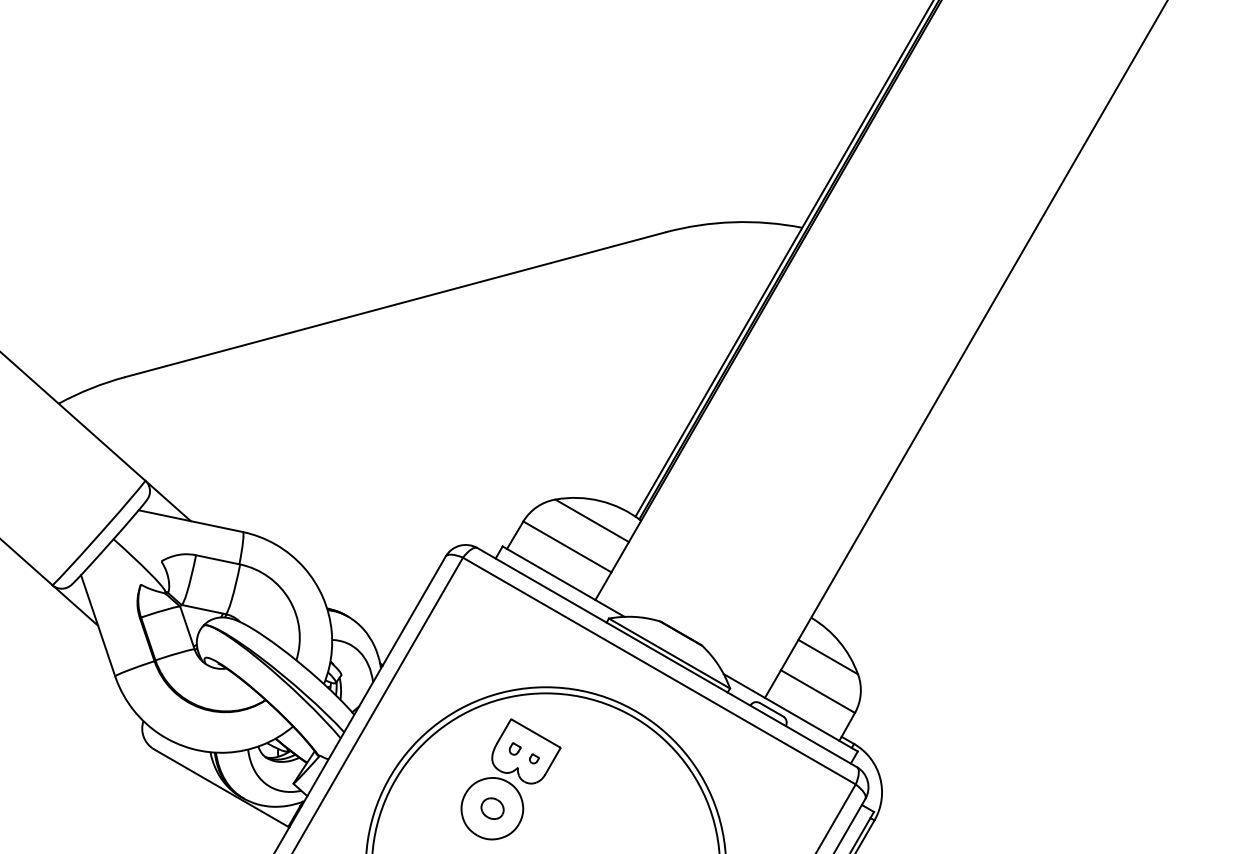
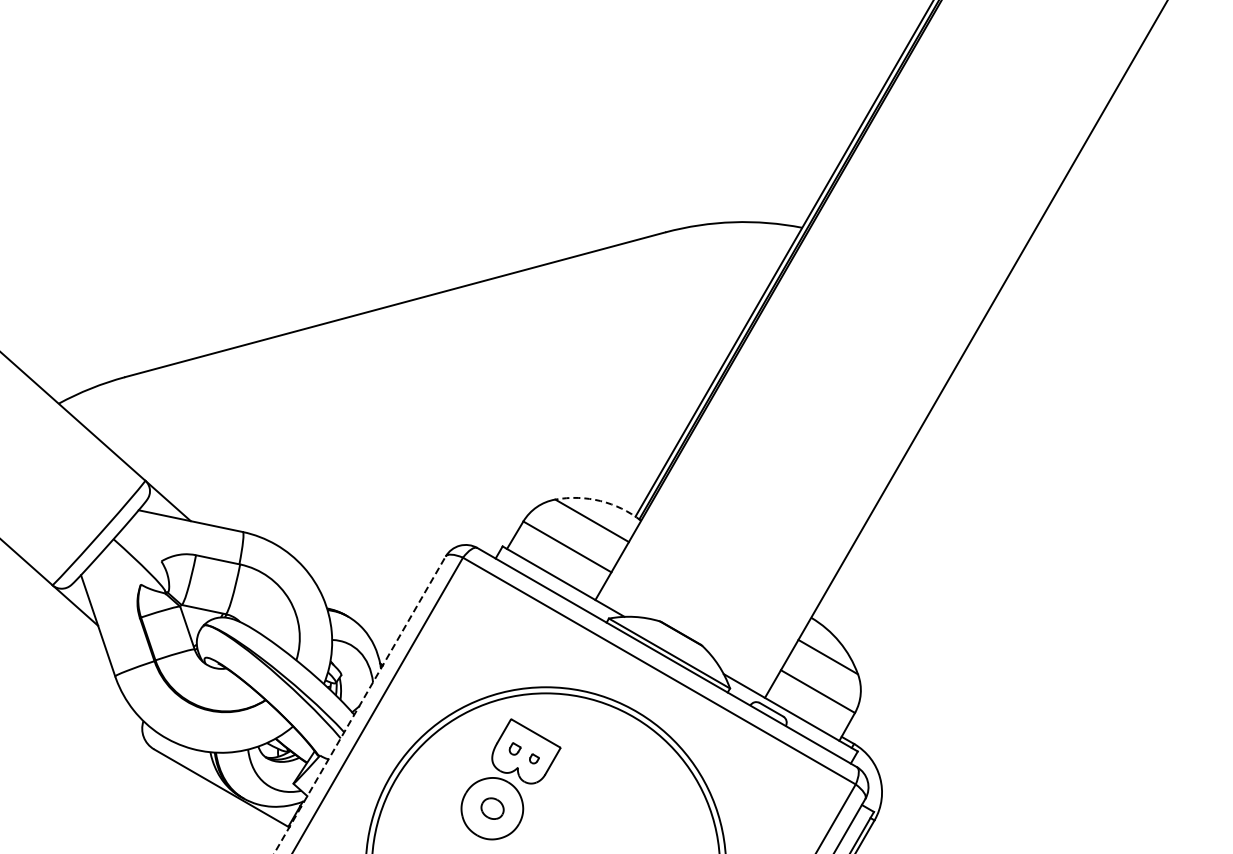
arc: solid -> dashed (600, 501)
line: solid -> dashed (359, 705)
